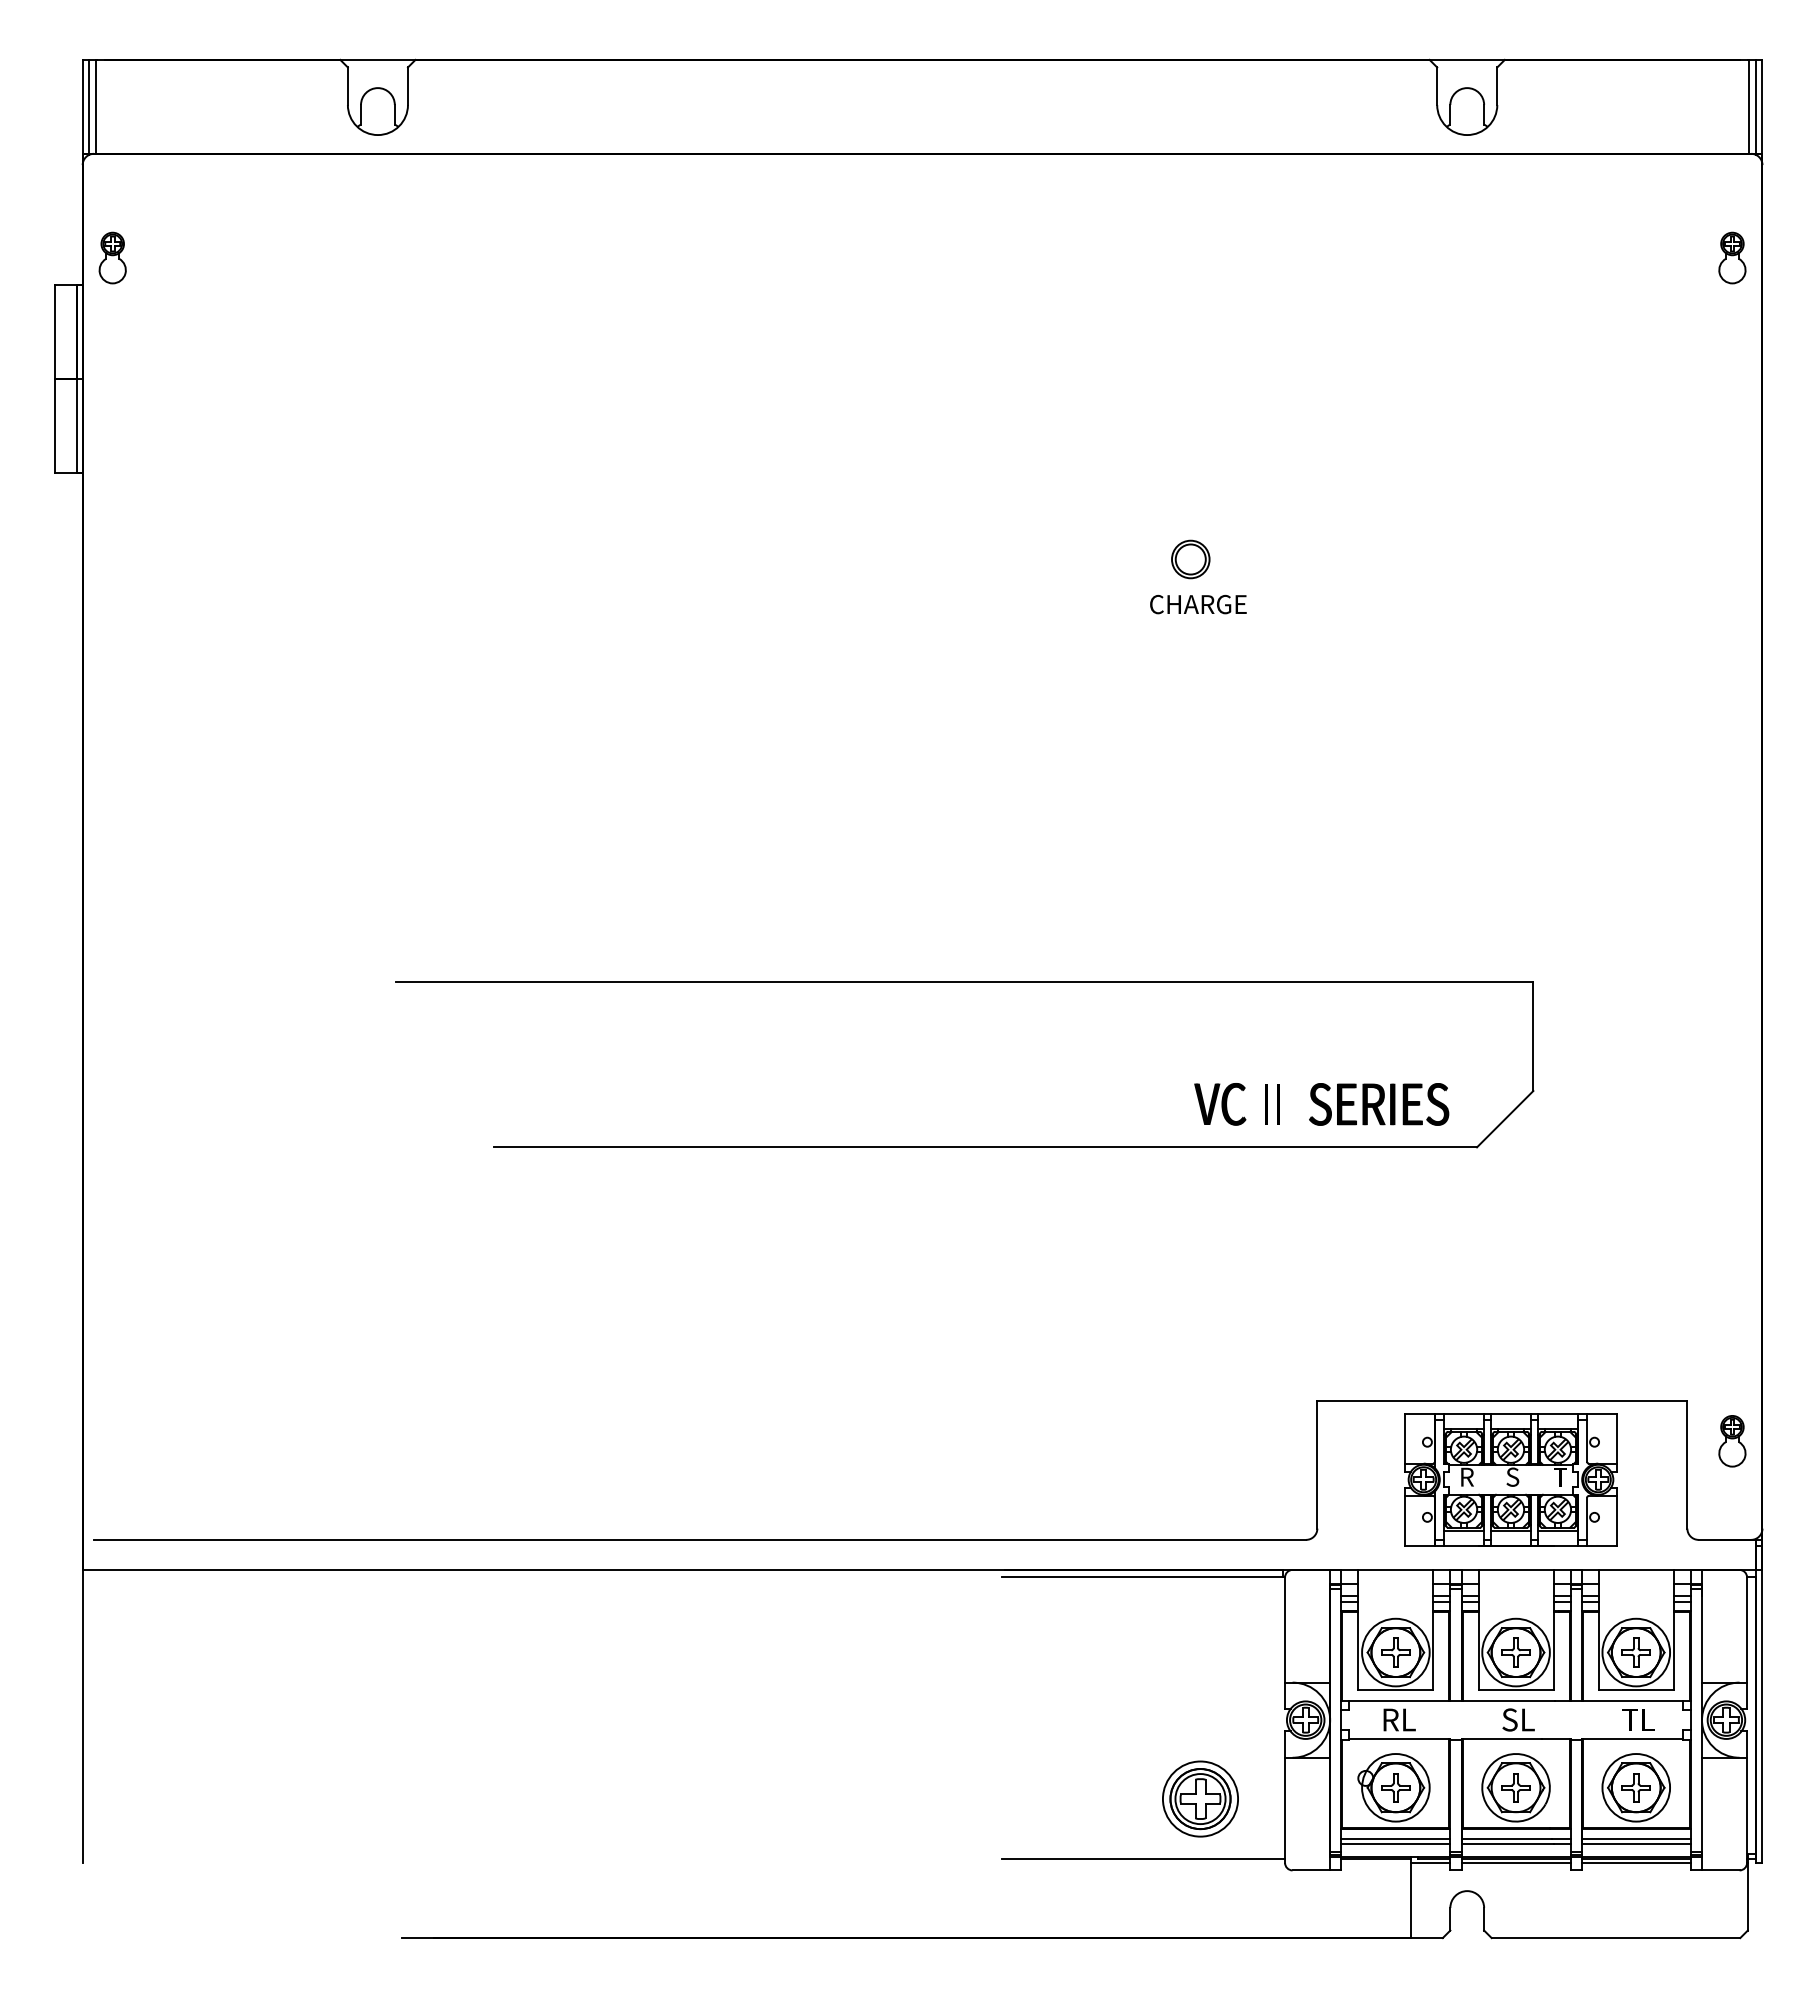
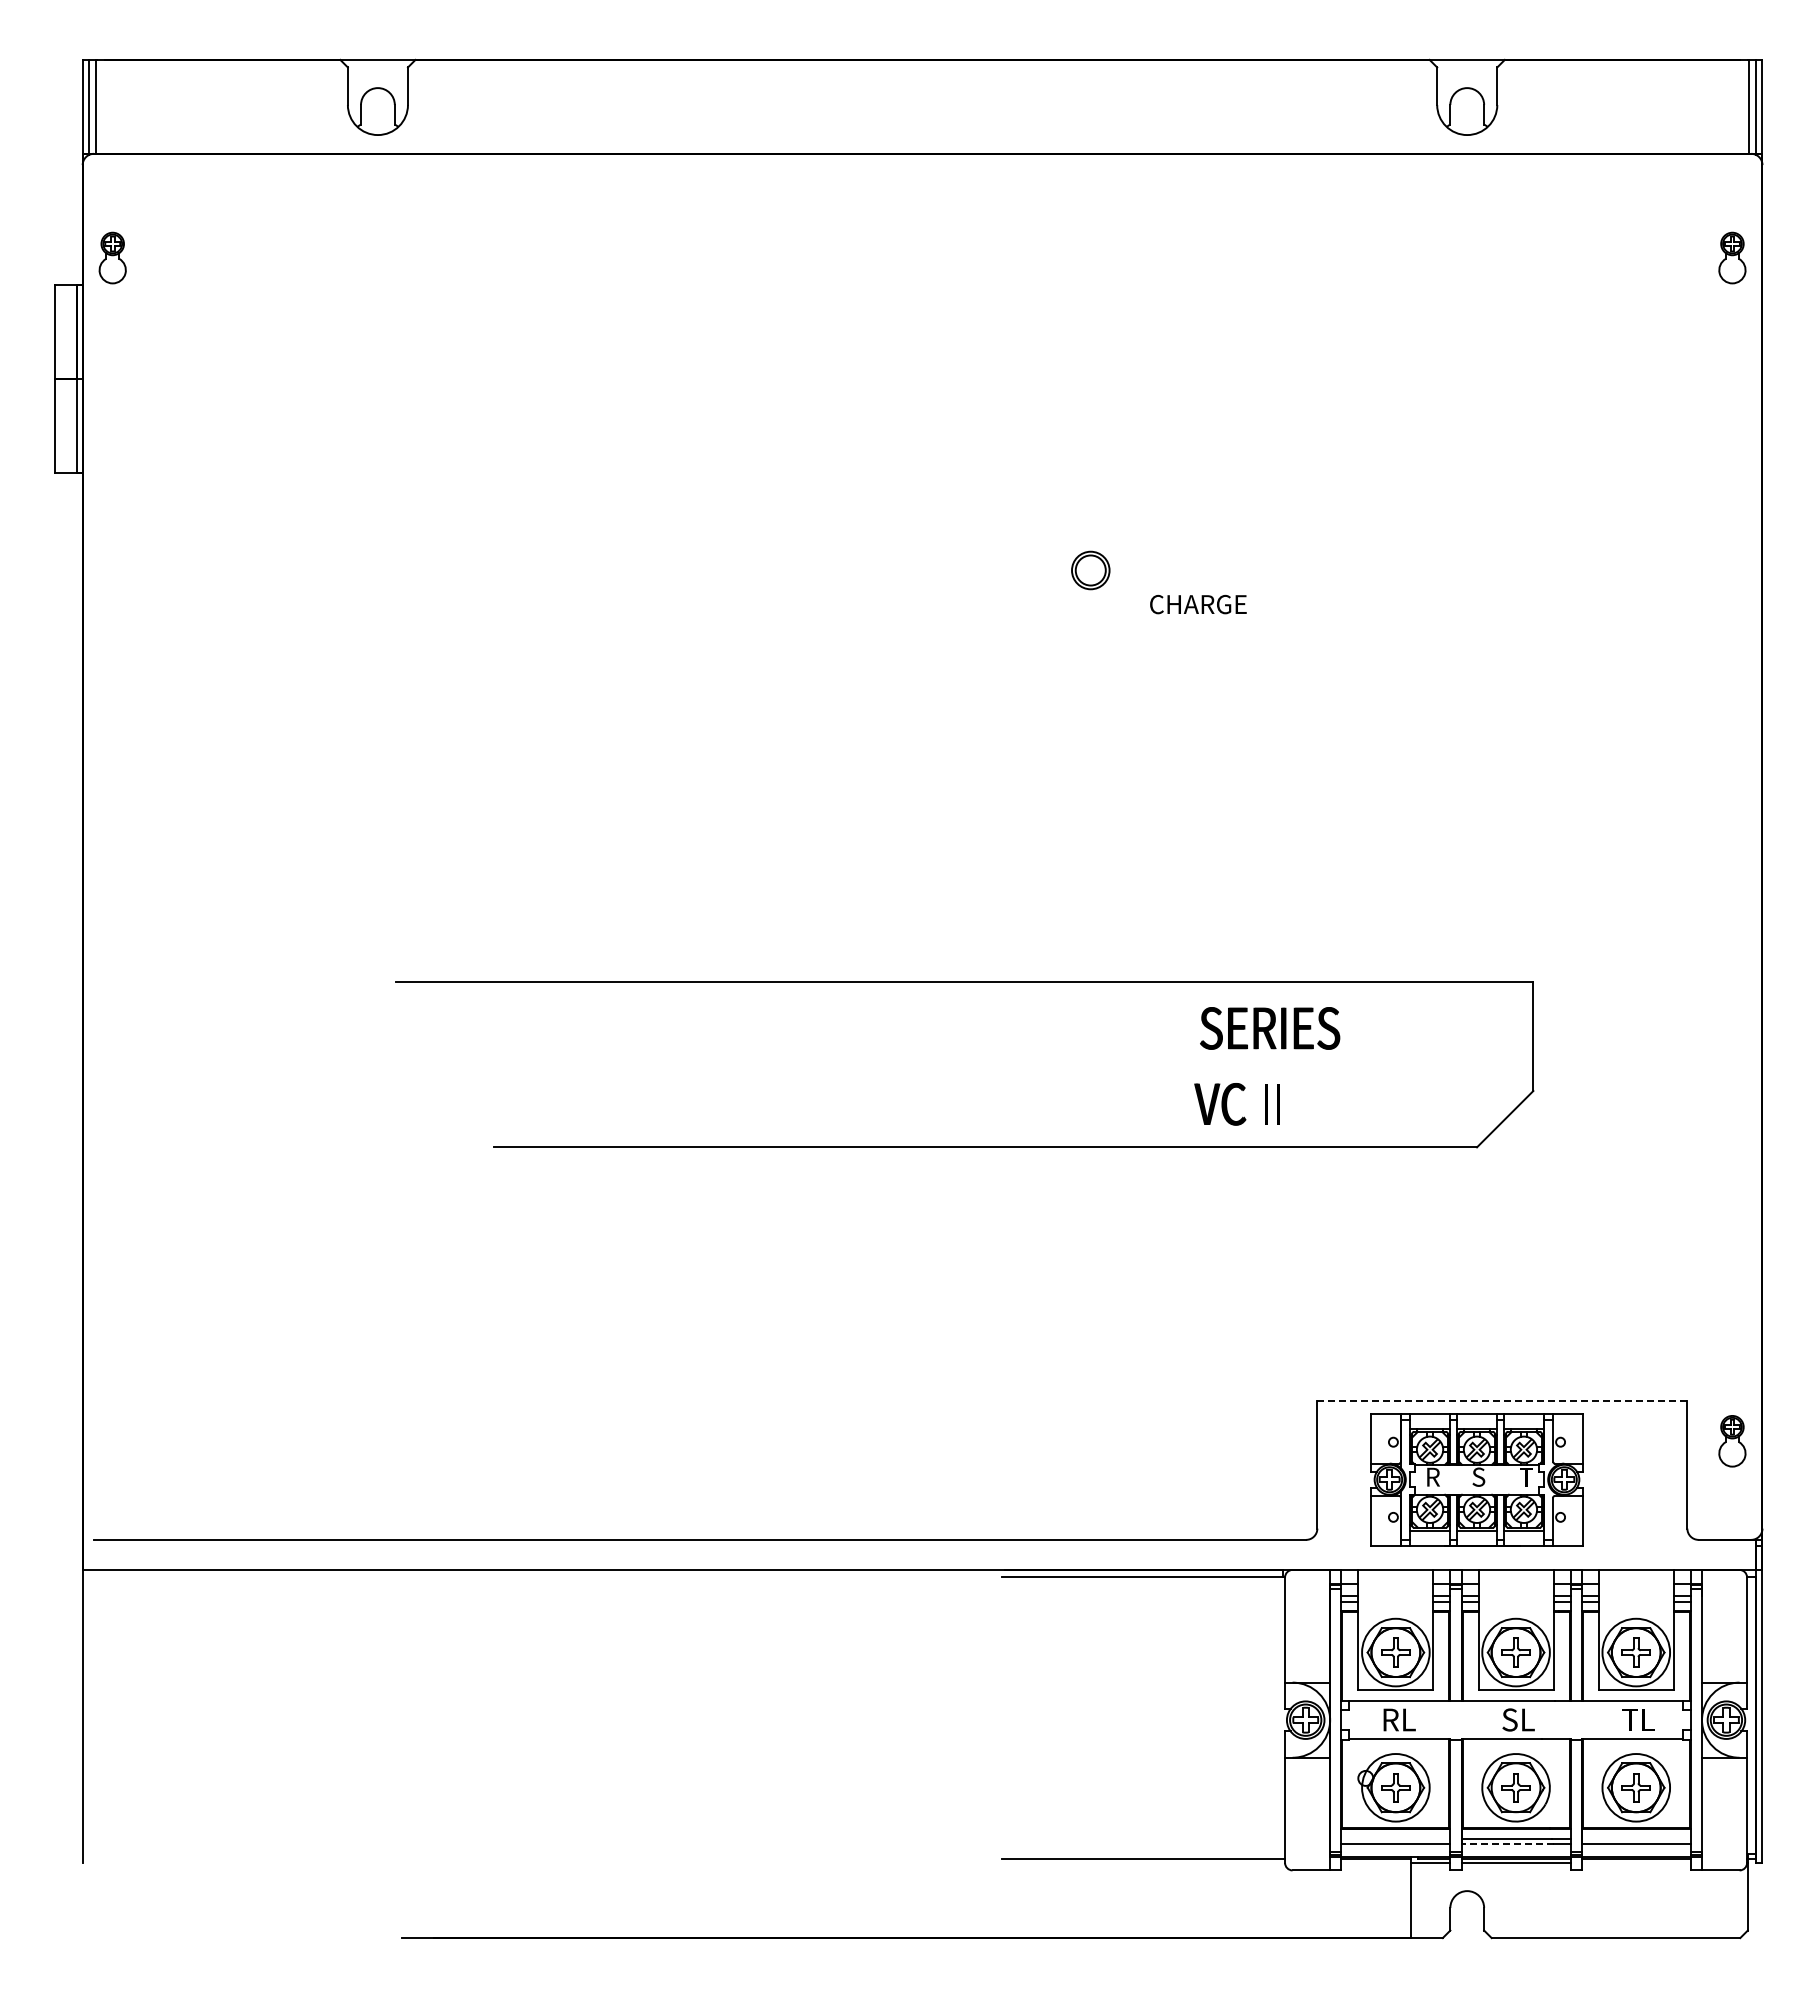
part position: (1190, 559) -> (1090, 570) (1090, 570)
text position: (1379, 1104) -> (1270, 1028) (1270, 1028)
line: solid -> dashed (1502, 1400)
part position: (1510, 1479) -> (1476, 1479) (1476, 1479)
part: present -> none (1200, 1798)
line: present -> none (1395, 1838)
line: present -> none (1635, 1838)
line: solid -> dashed (1507, 1844)
line: present -> none (1635, 1862)
